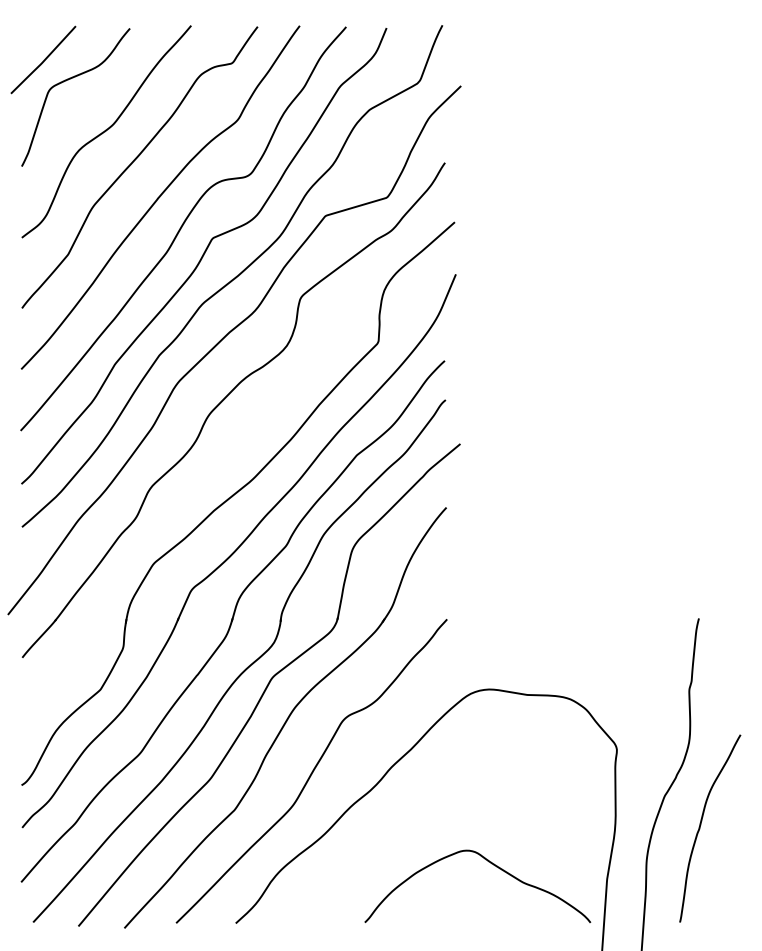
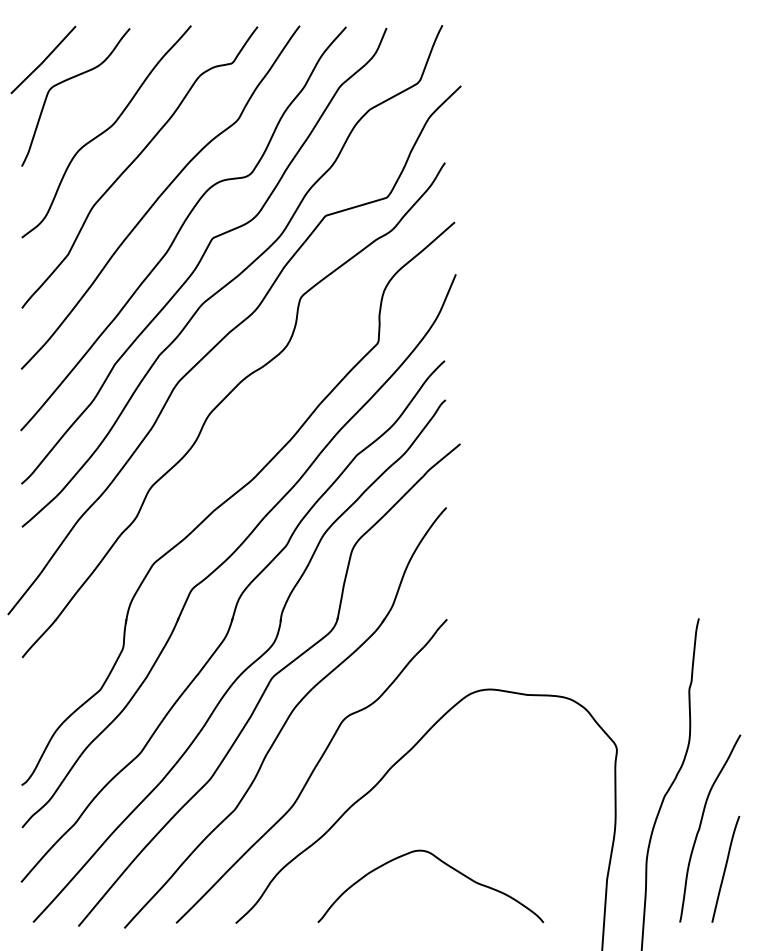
curve position: (491, 864) -> (444, 864) (444, 864)
curve: none -> present (725, 869)
